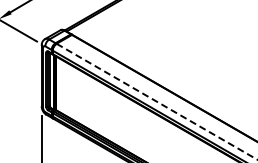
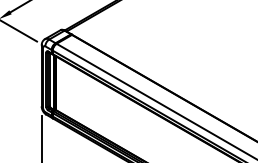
line: dashed -> solid (156, 101)
